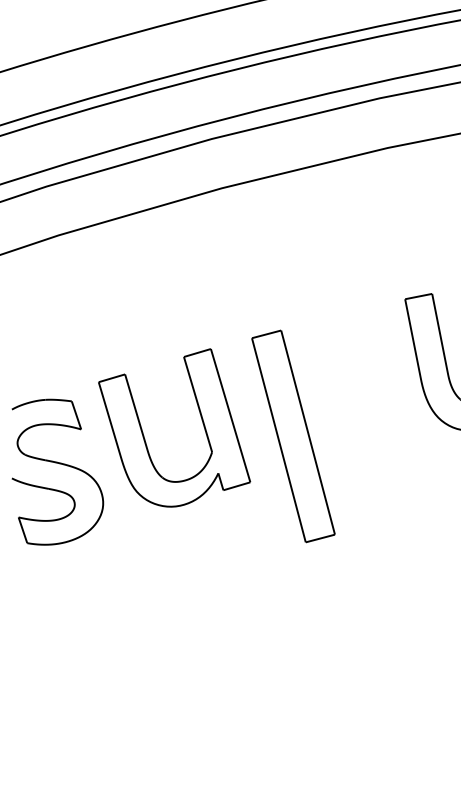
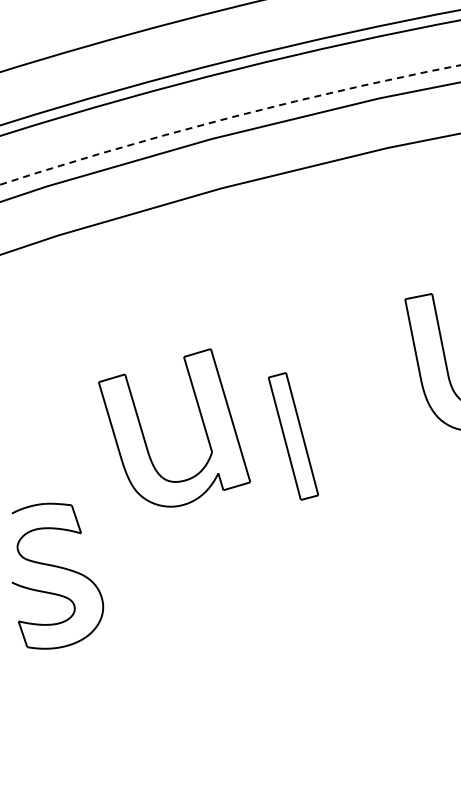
arc: solid -> dashed (228, 118)
part size: 85x215 px -> 53x129 px (293, 436)
part position: (59, 464) -> (59, 568) (59, 568)
